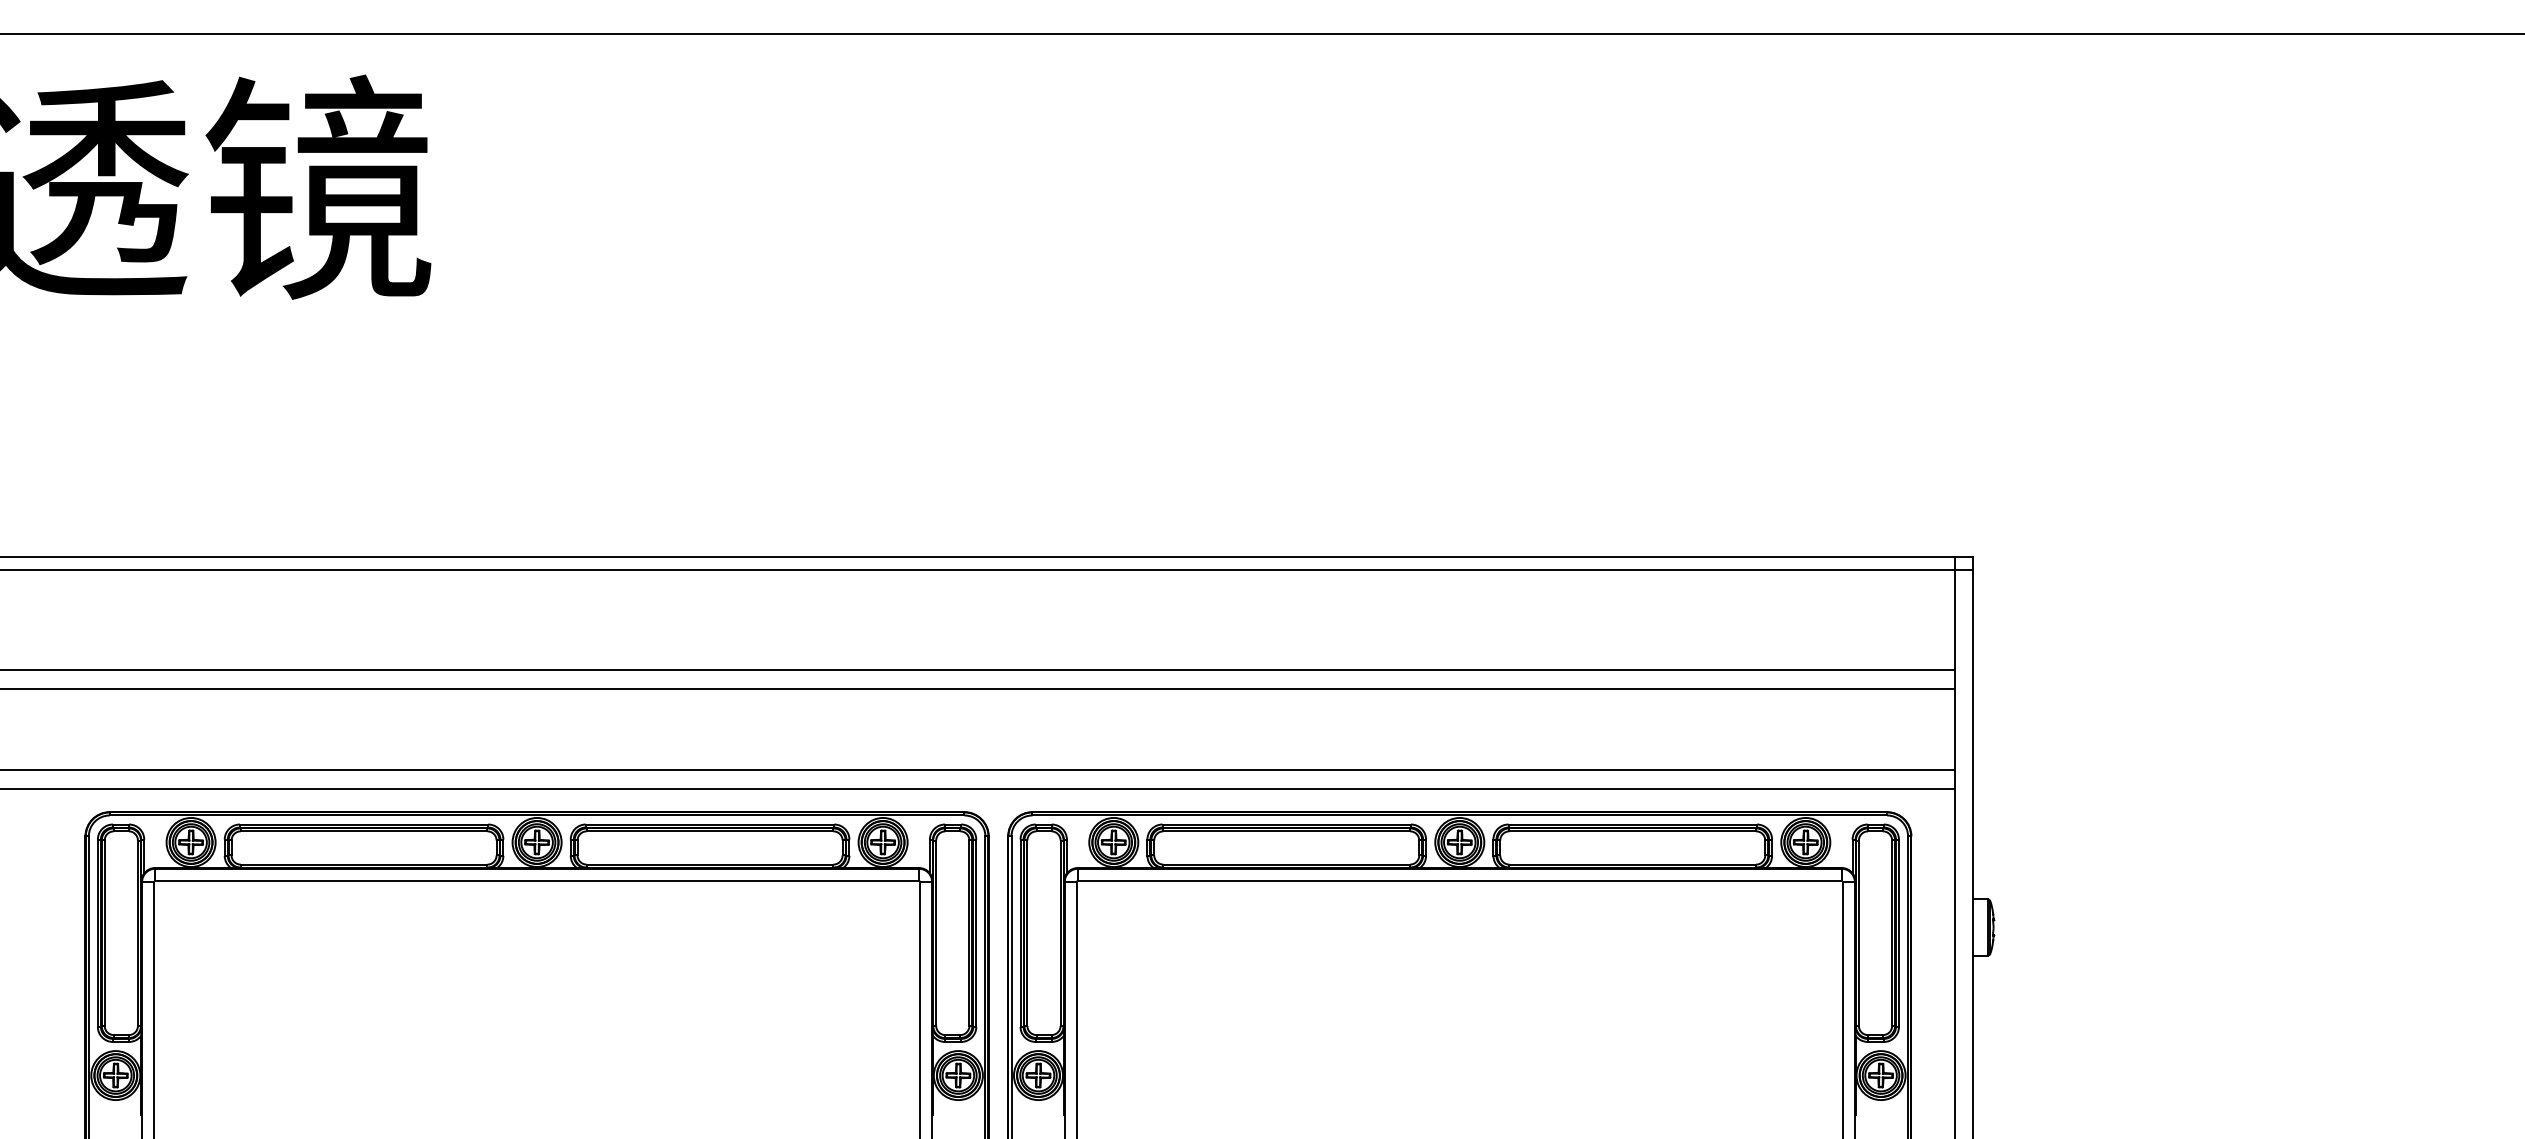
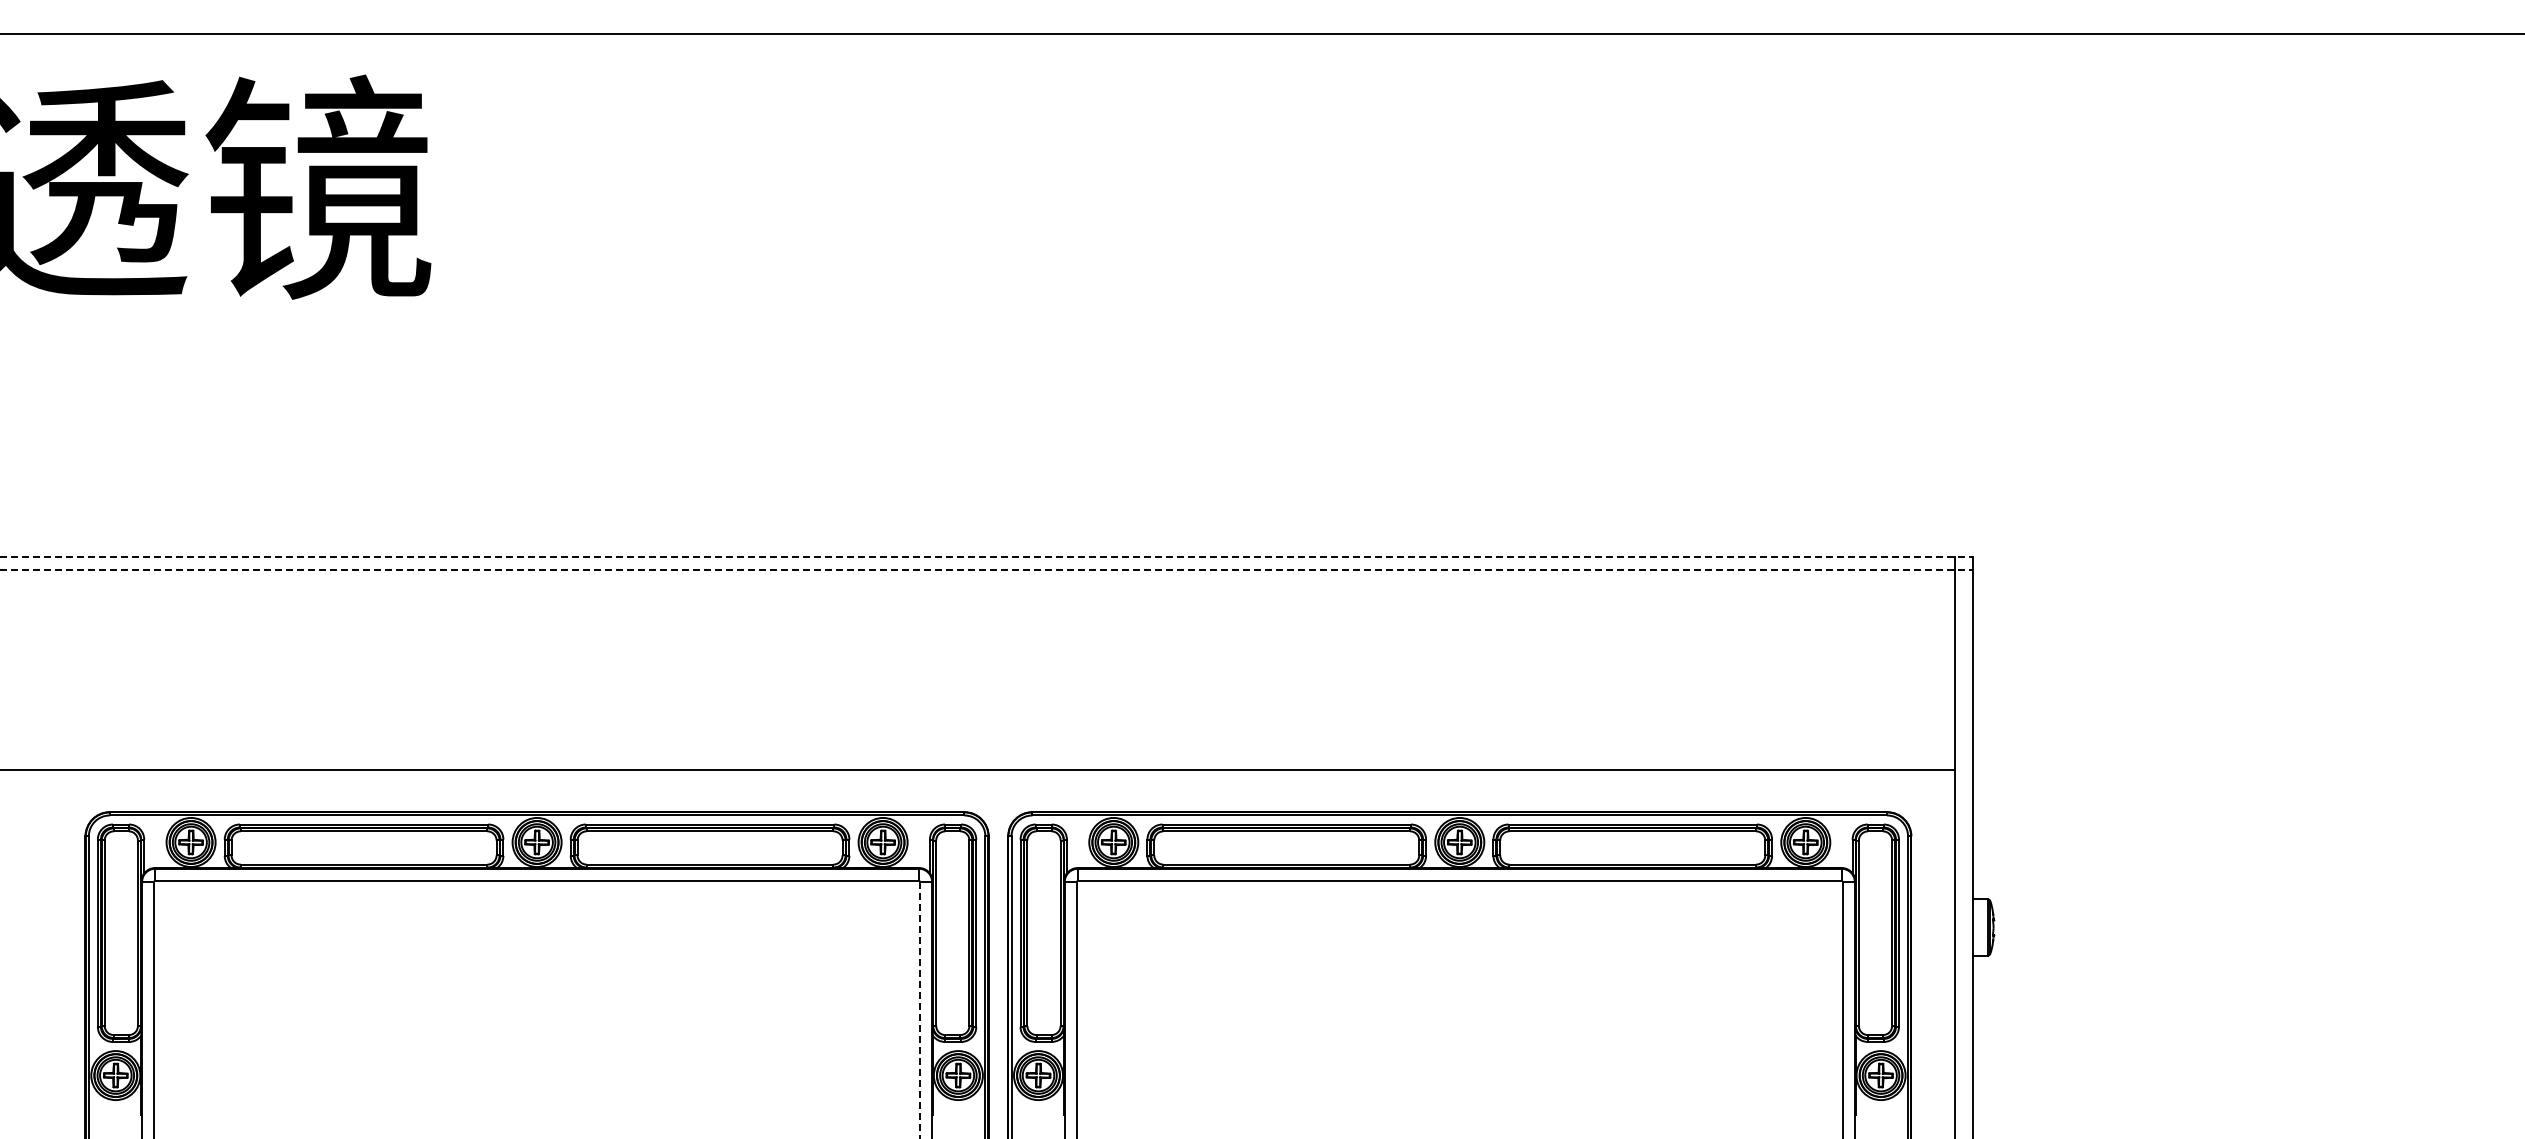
line: solid -> dashed (987, 557)
line: solid -> dashed (987, 569)
line: present -> none (978, 670)
line: present -> none (978, 689)
line: present -> none (978, 788)
line: solid -> dashed (919, 1010)
